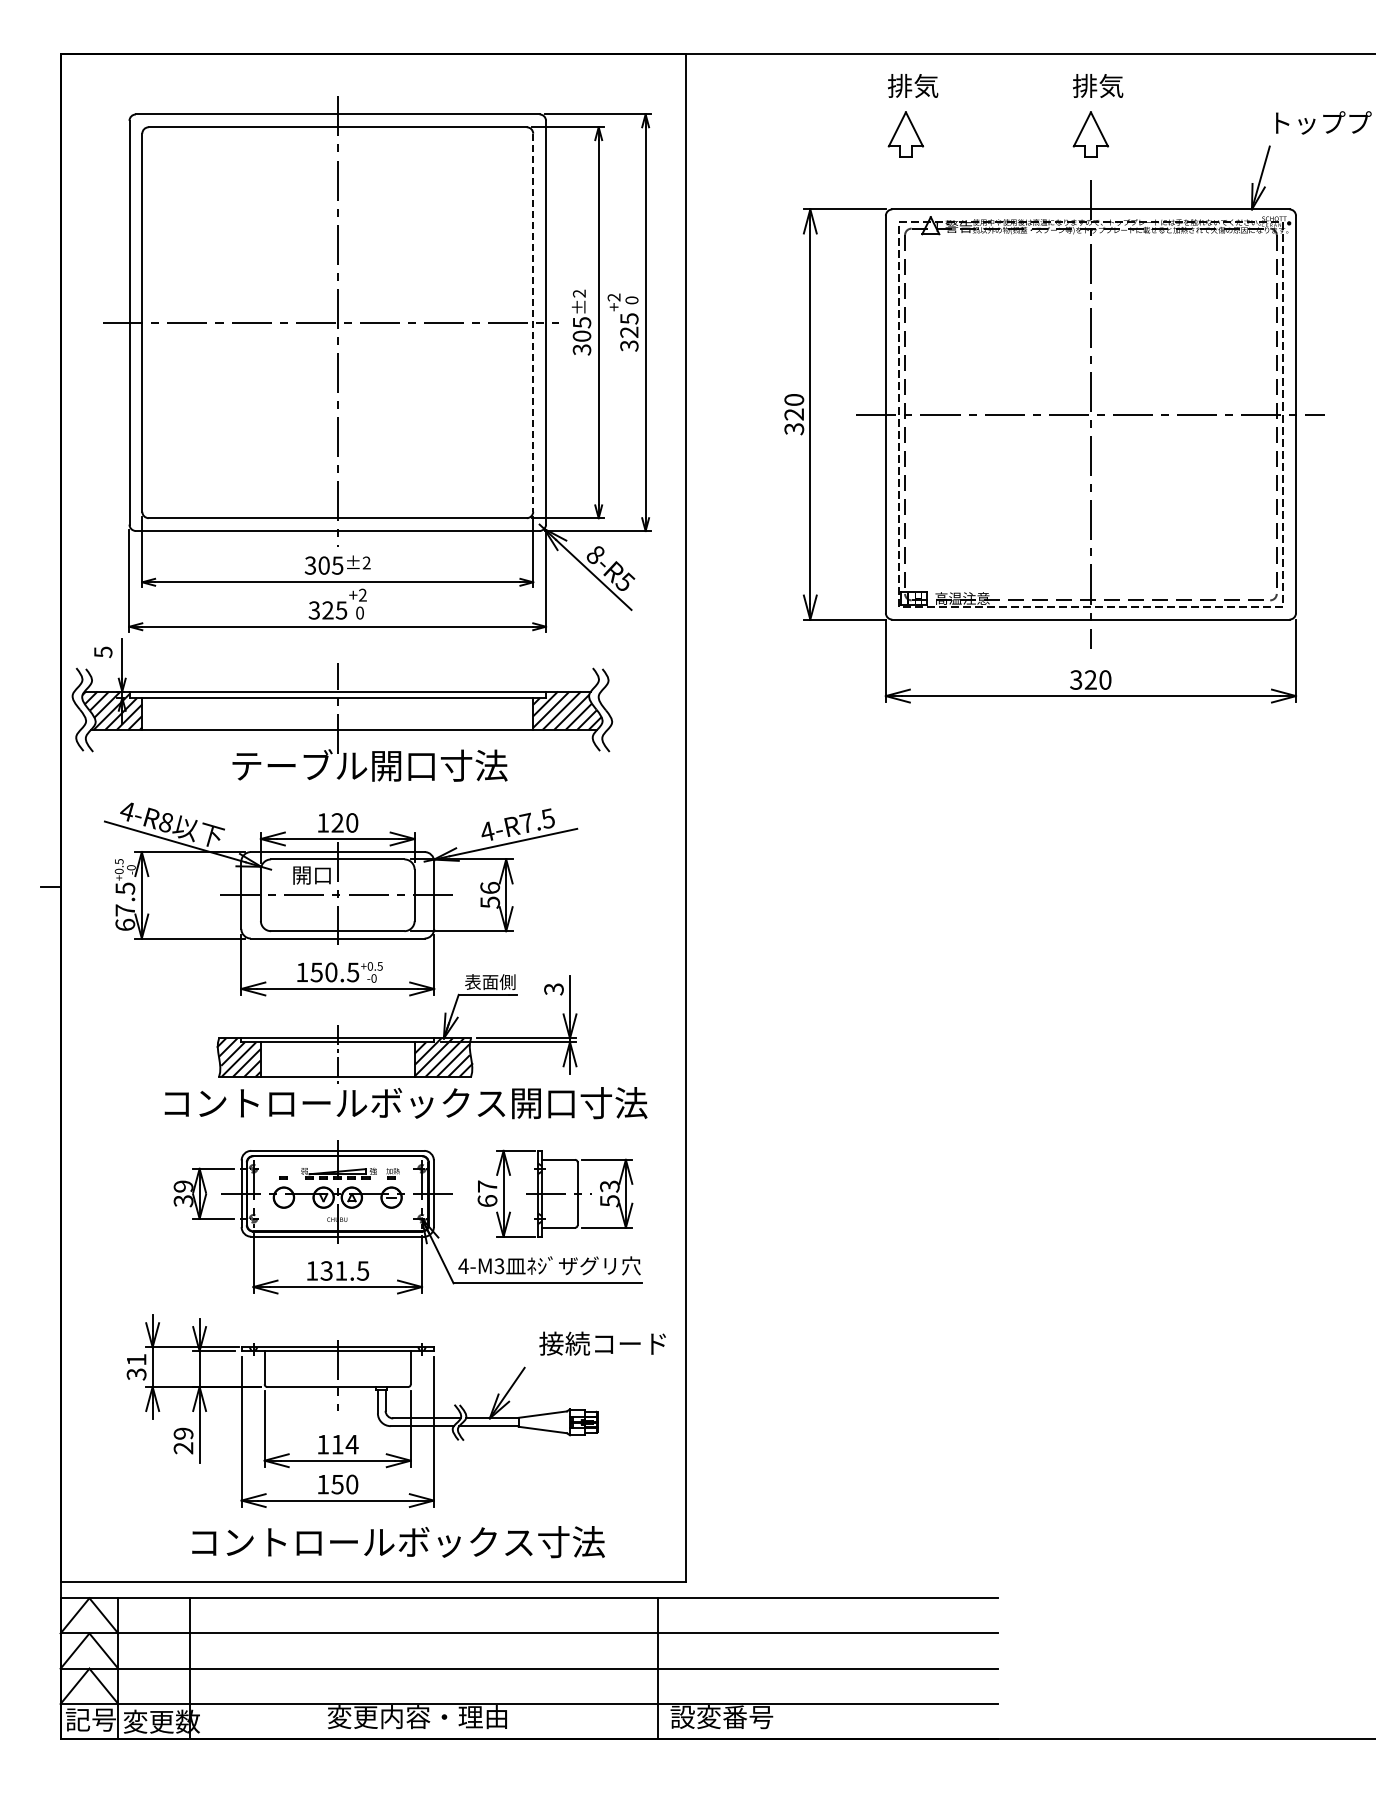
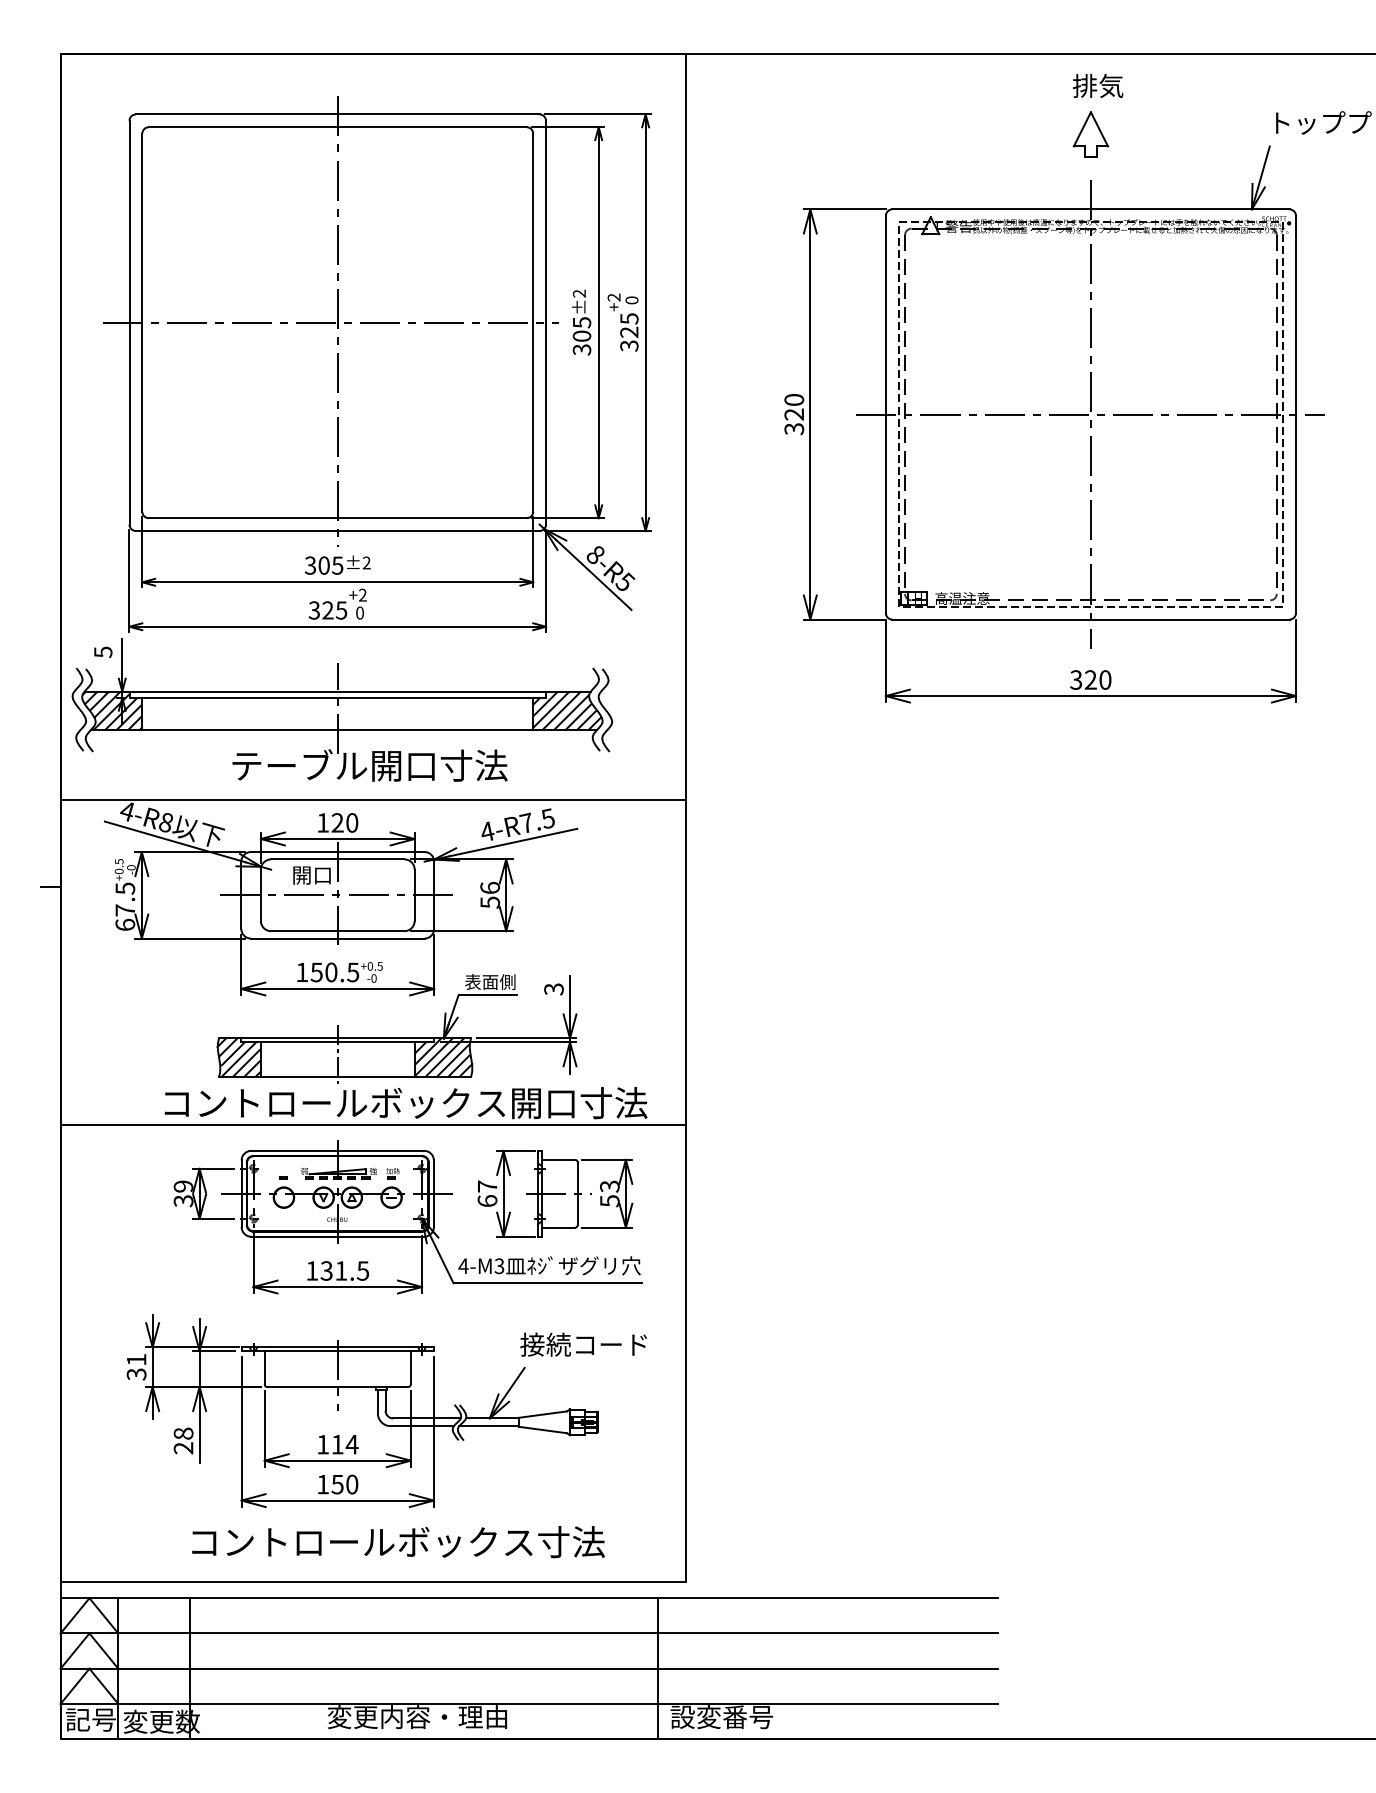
part: present -> none (912, 115)
line: dashed -> solid (533, 323)
line: none -> present (372, 800)
line: none -> present (372, 1124)
text position: (602, 1343) -> (583, 1344) (583, 1344)
text: 29 -> 28 (183, 1433)
